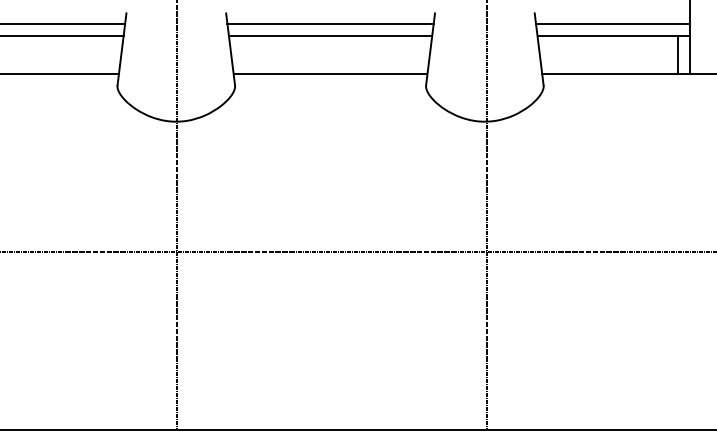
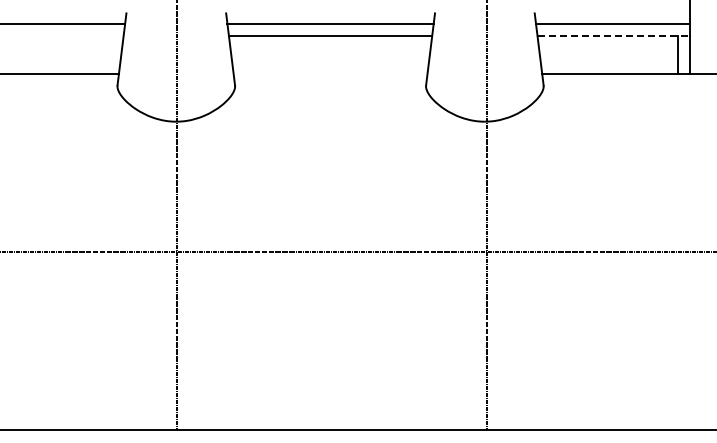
line: present -> none (62, 36)
line: solid -> dashed (614, 36)
line: present -> none (330, 74)
